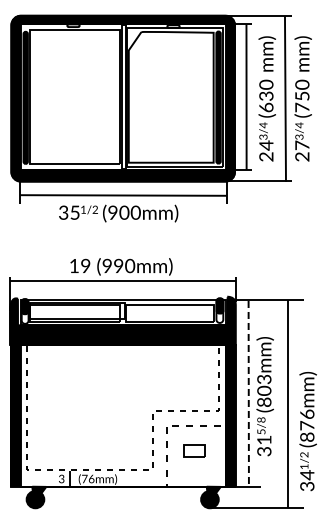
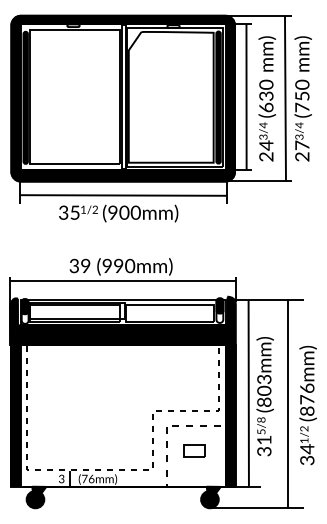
text: 19 -> 39 (73, 265)
line: dashed -> solid (248, 393)
text position: (307, 431) -> (307, 405) (307, 405)
